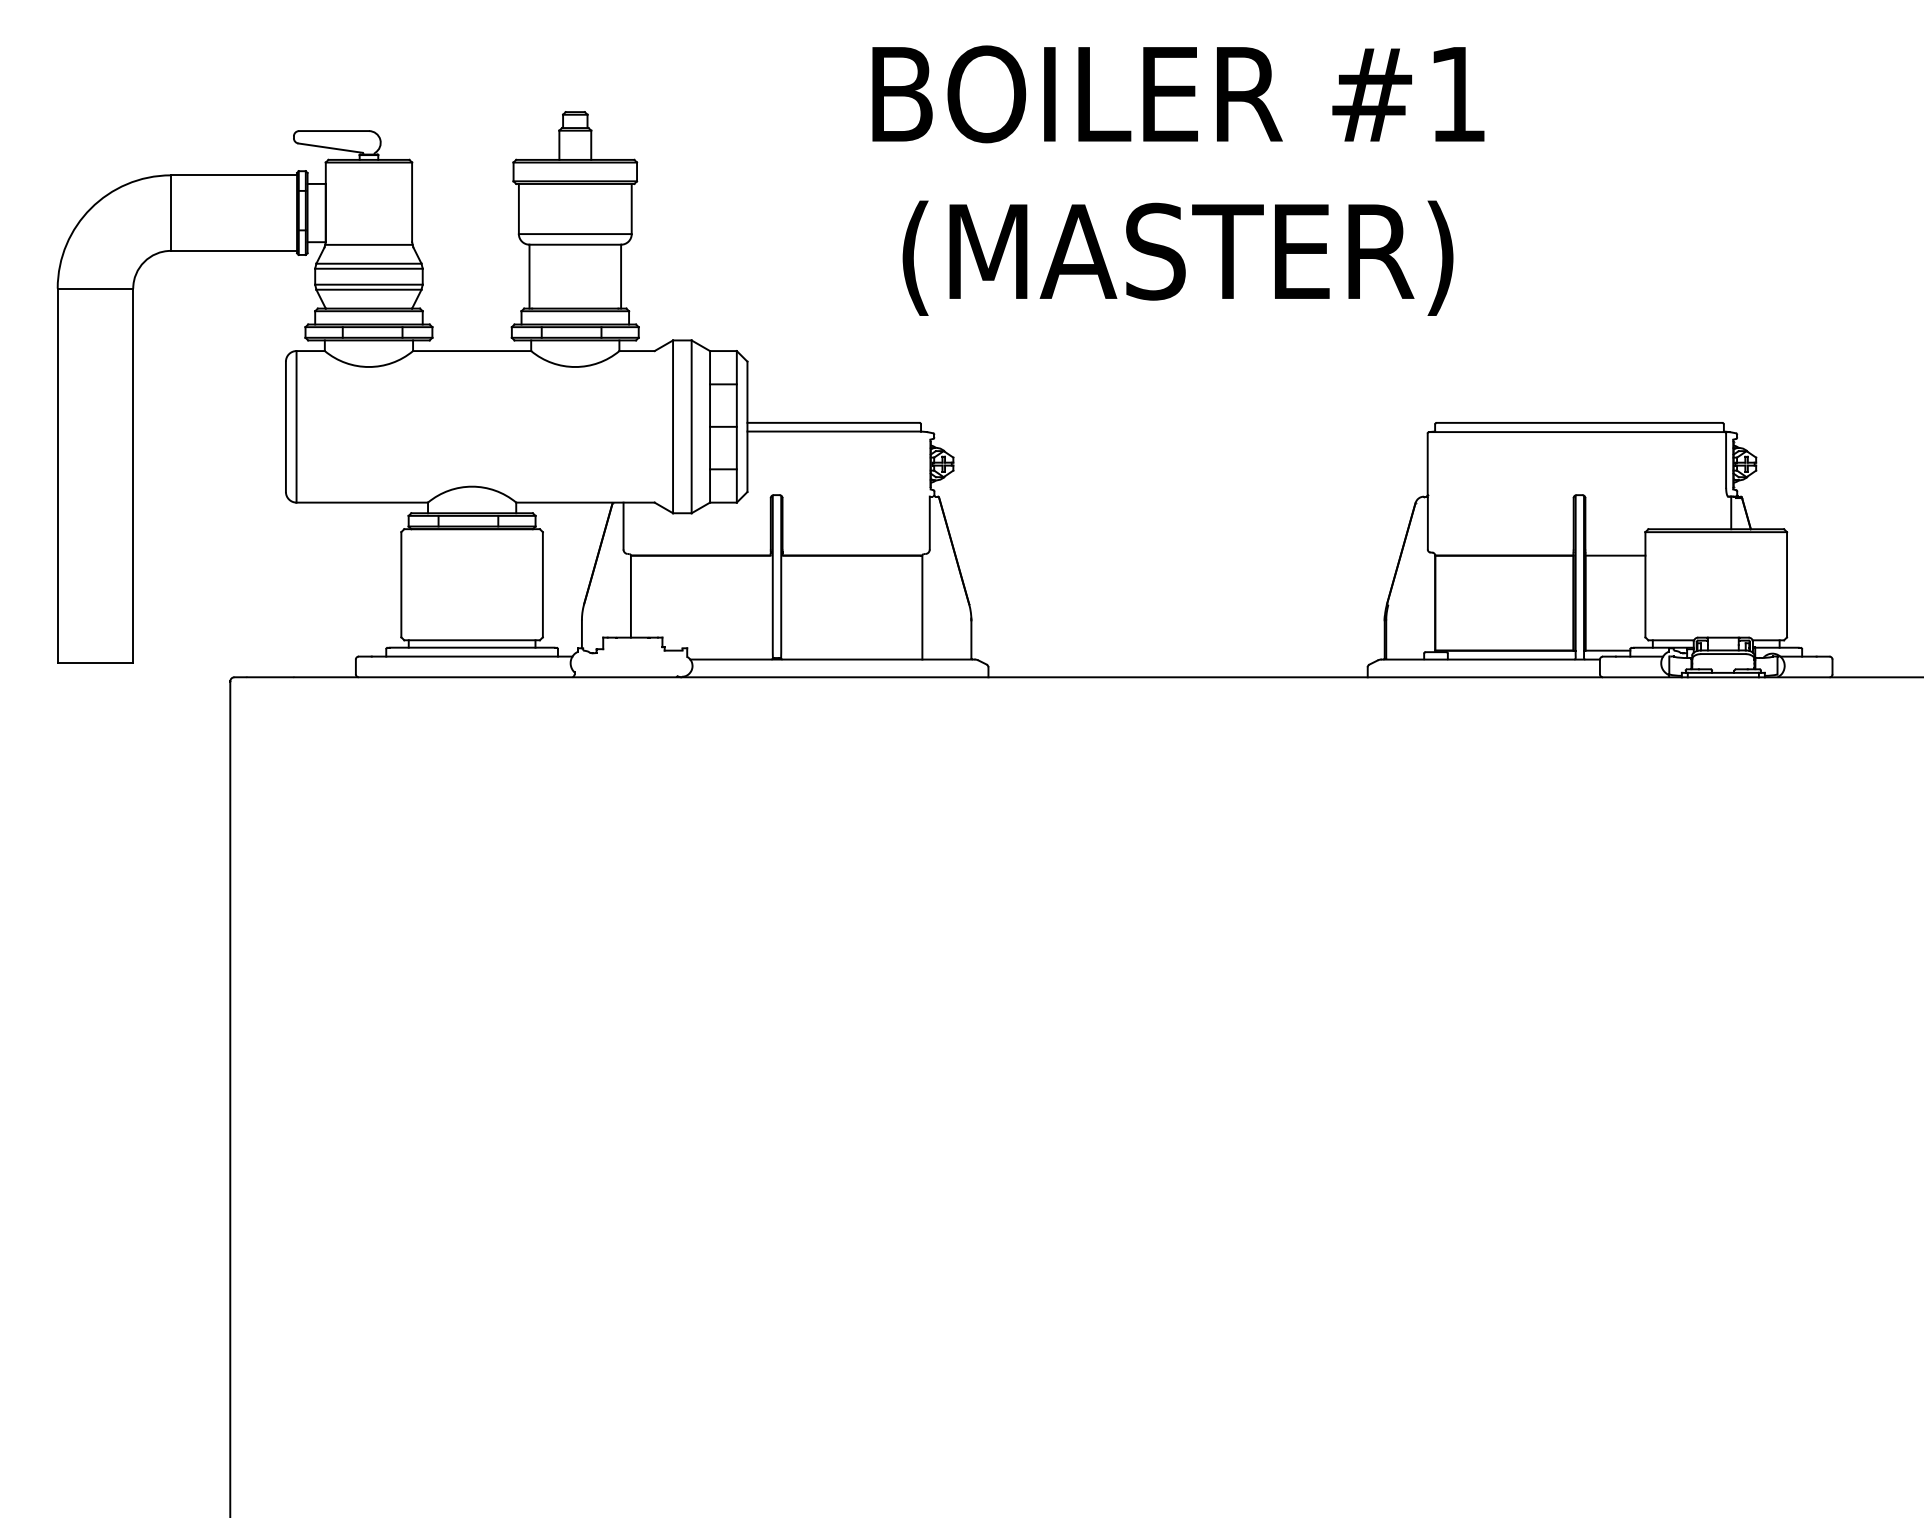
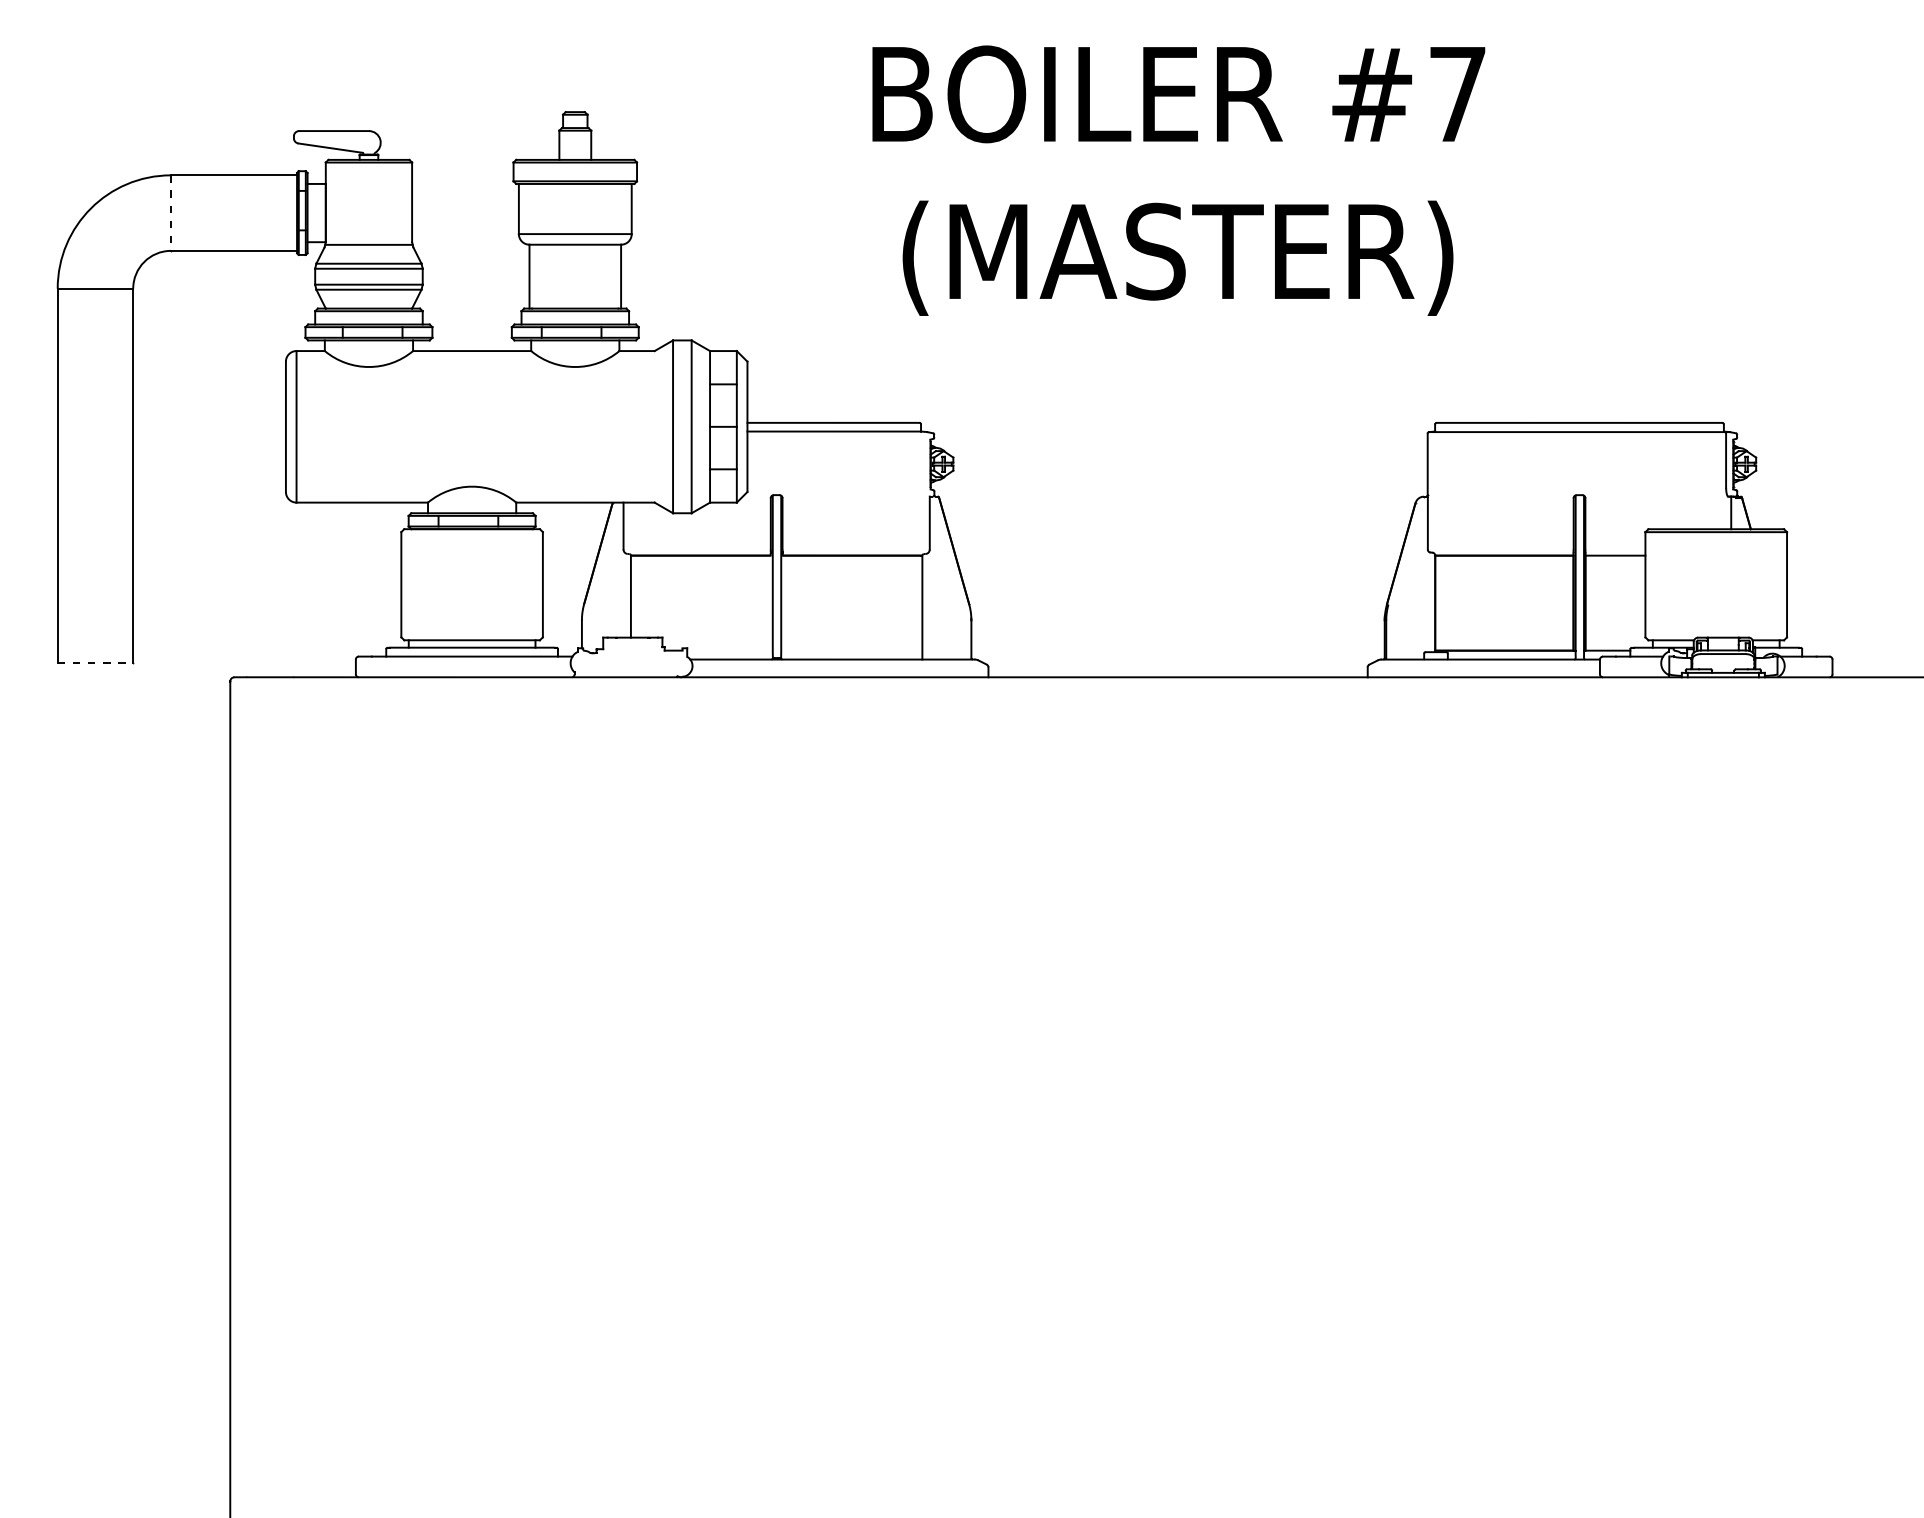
text: #1 -> #7 (1457, 94)
line: solid -> dashed (171, 213)
line: solid -> dashed (95, 663)
